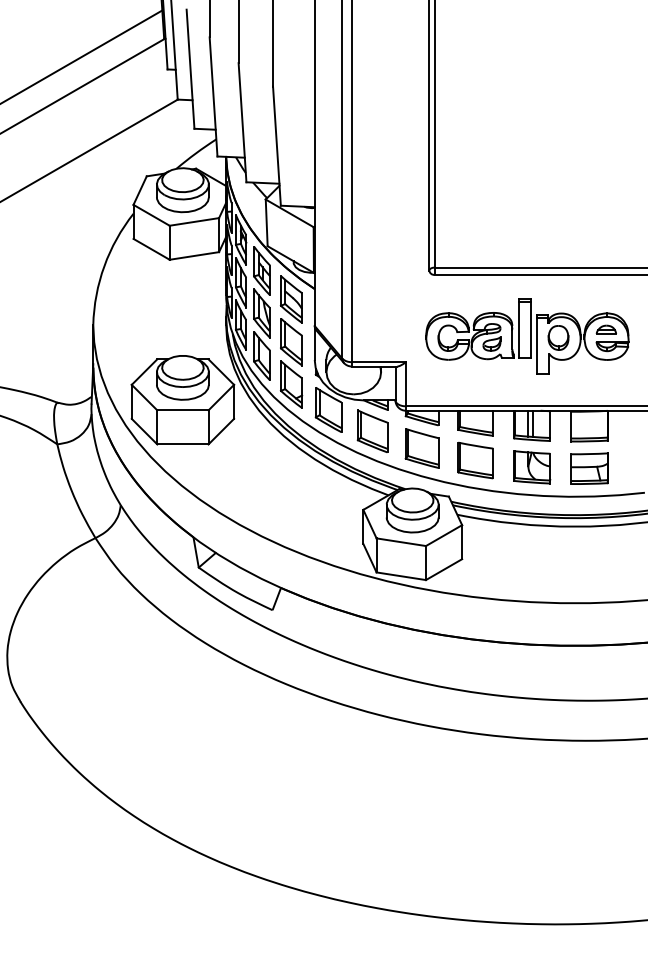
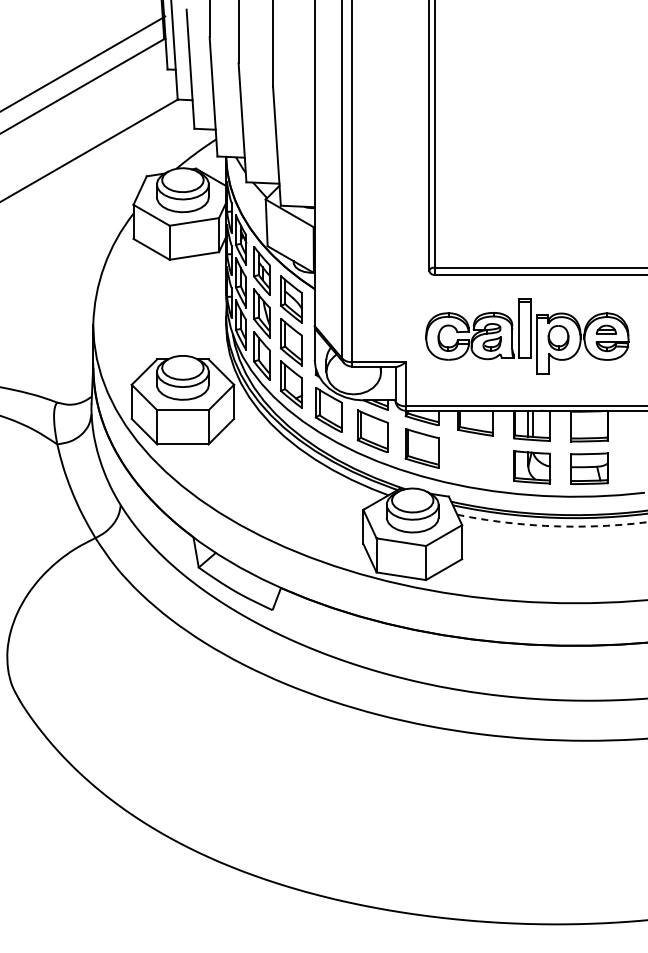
line position: (82, 56) -> (83, 63) (83, 63)
part: present -> none (475, 460)
arc: solid -> dashed (552, 526)
